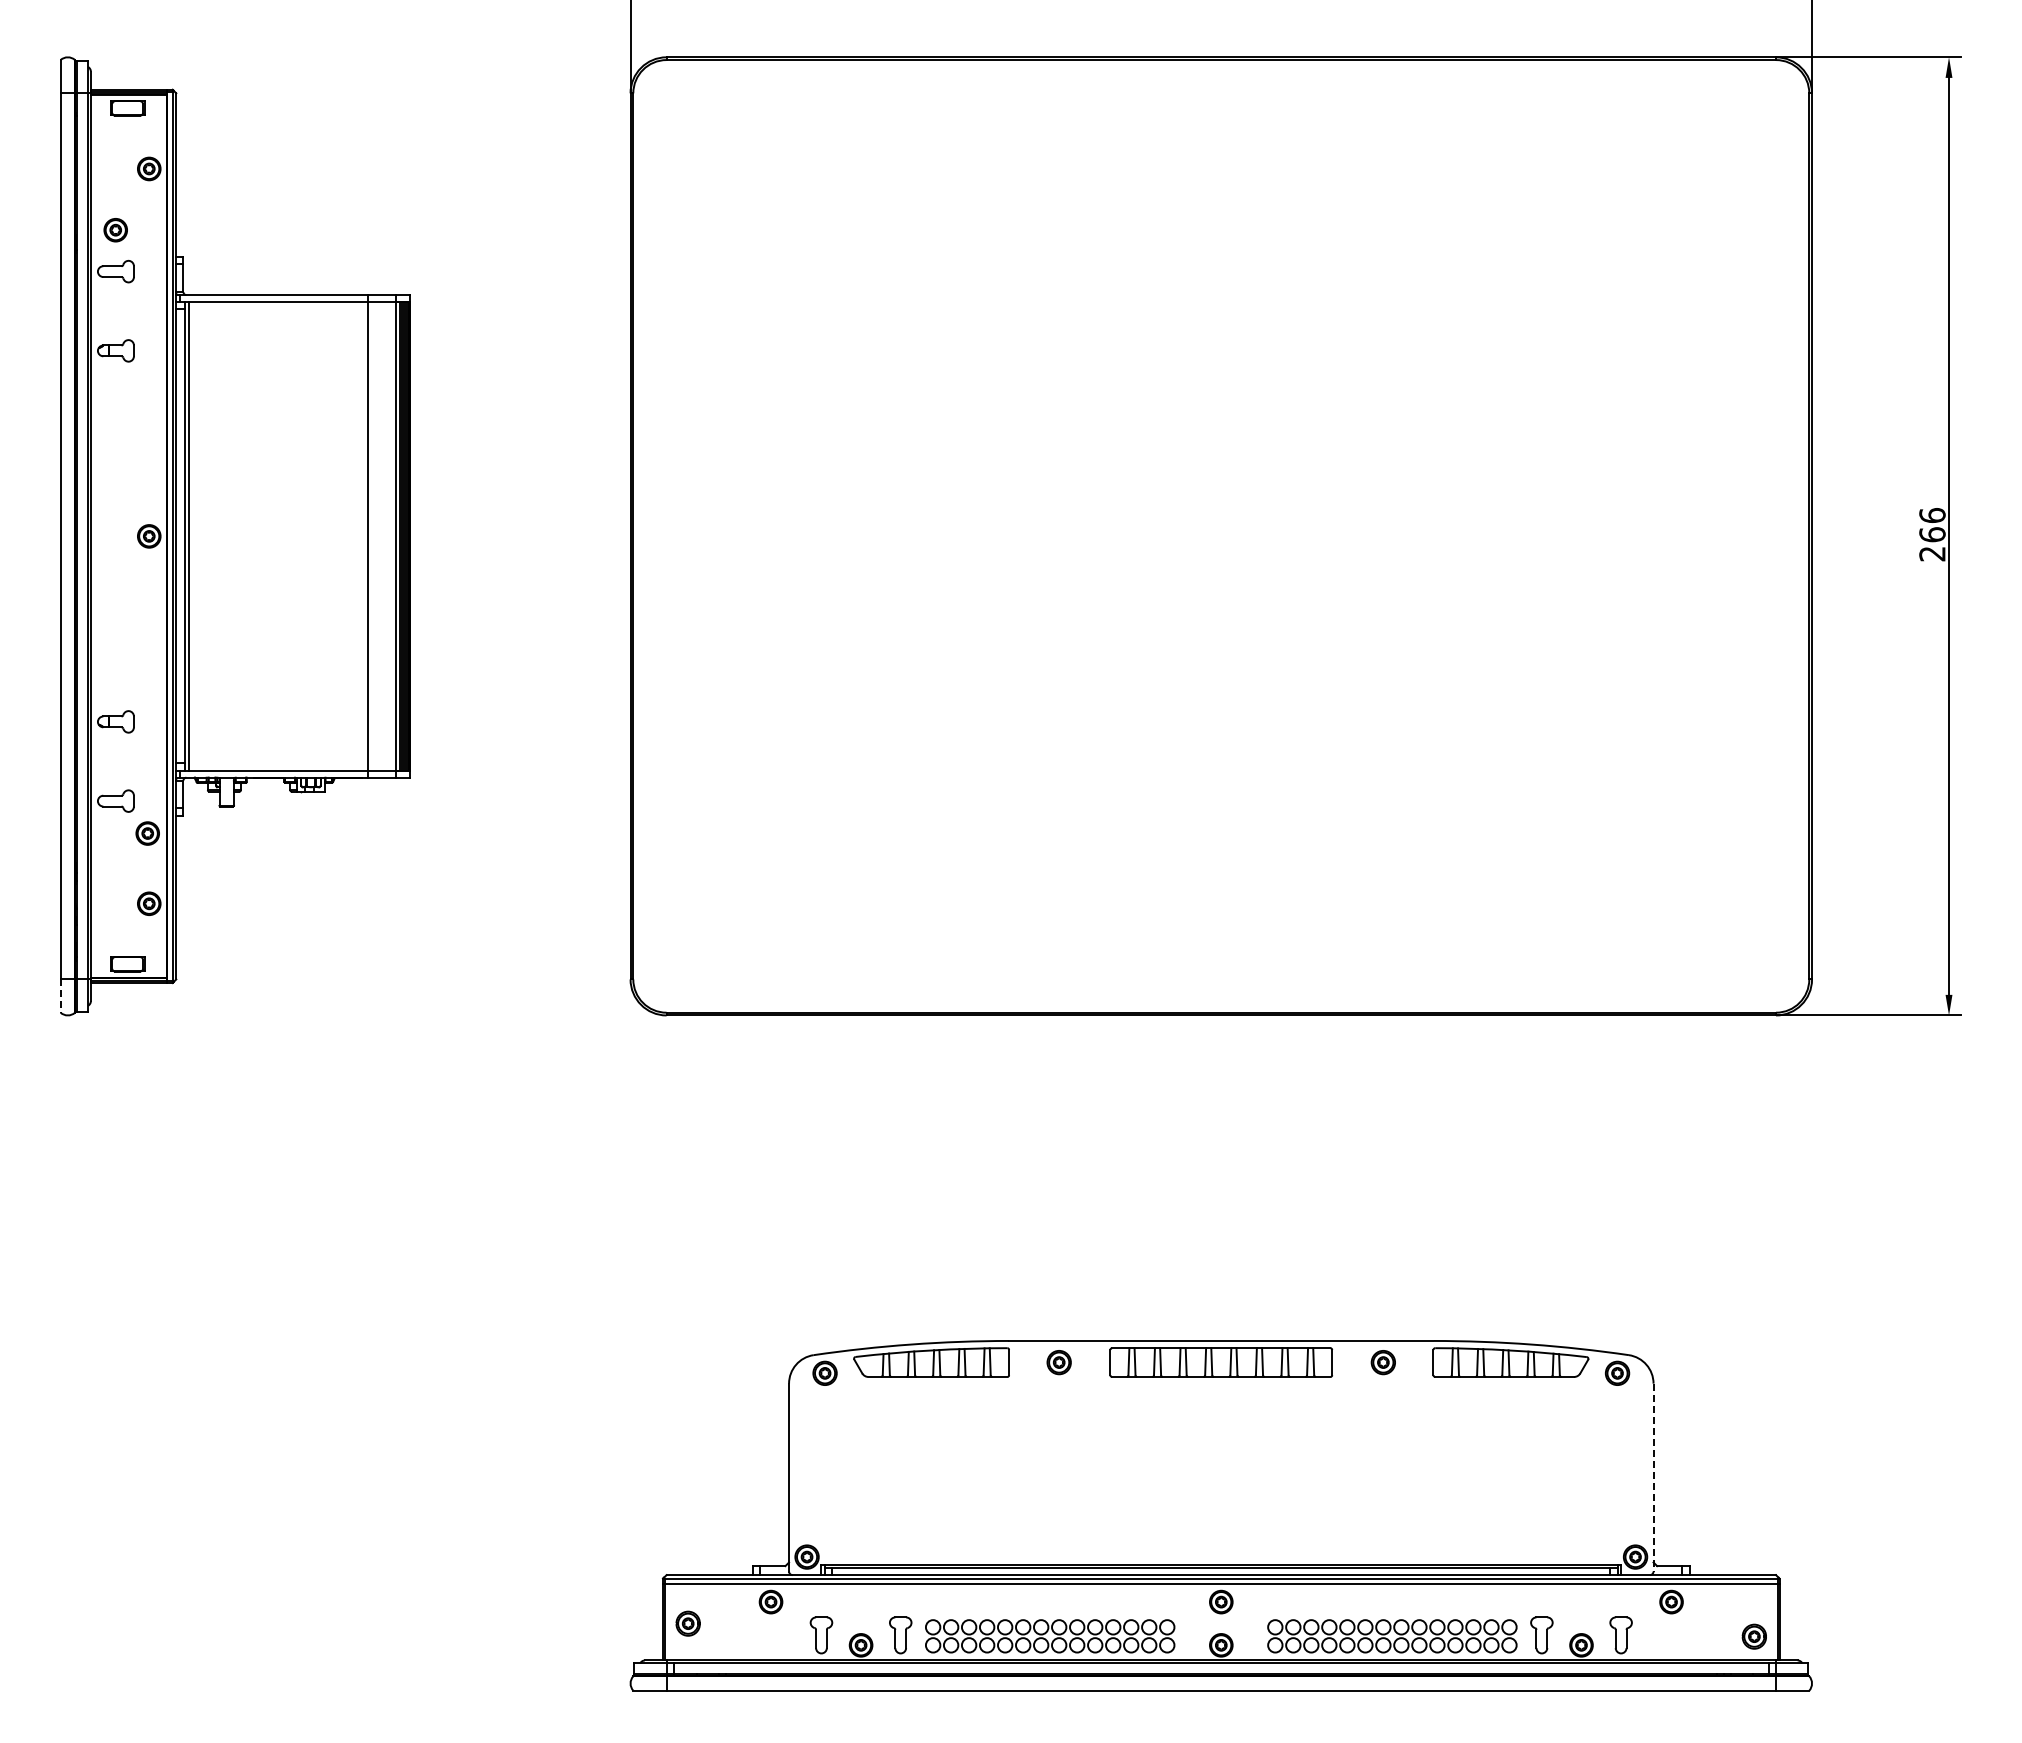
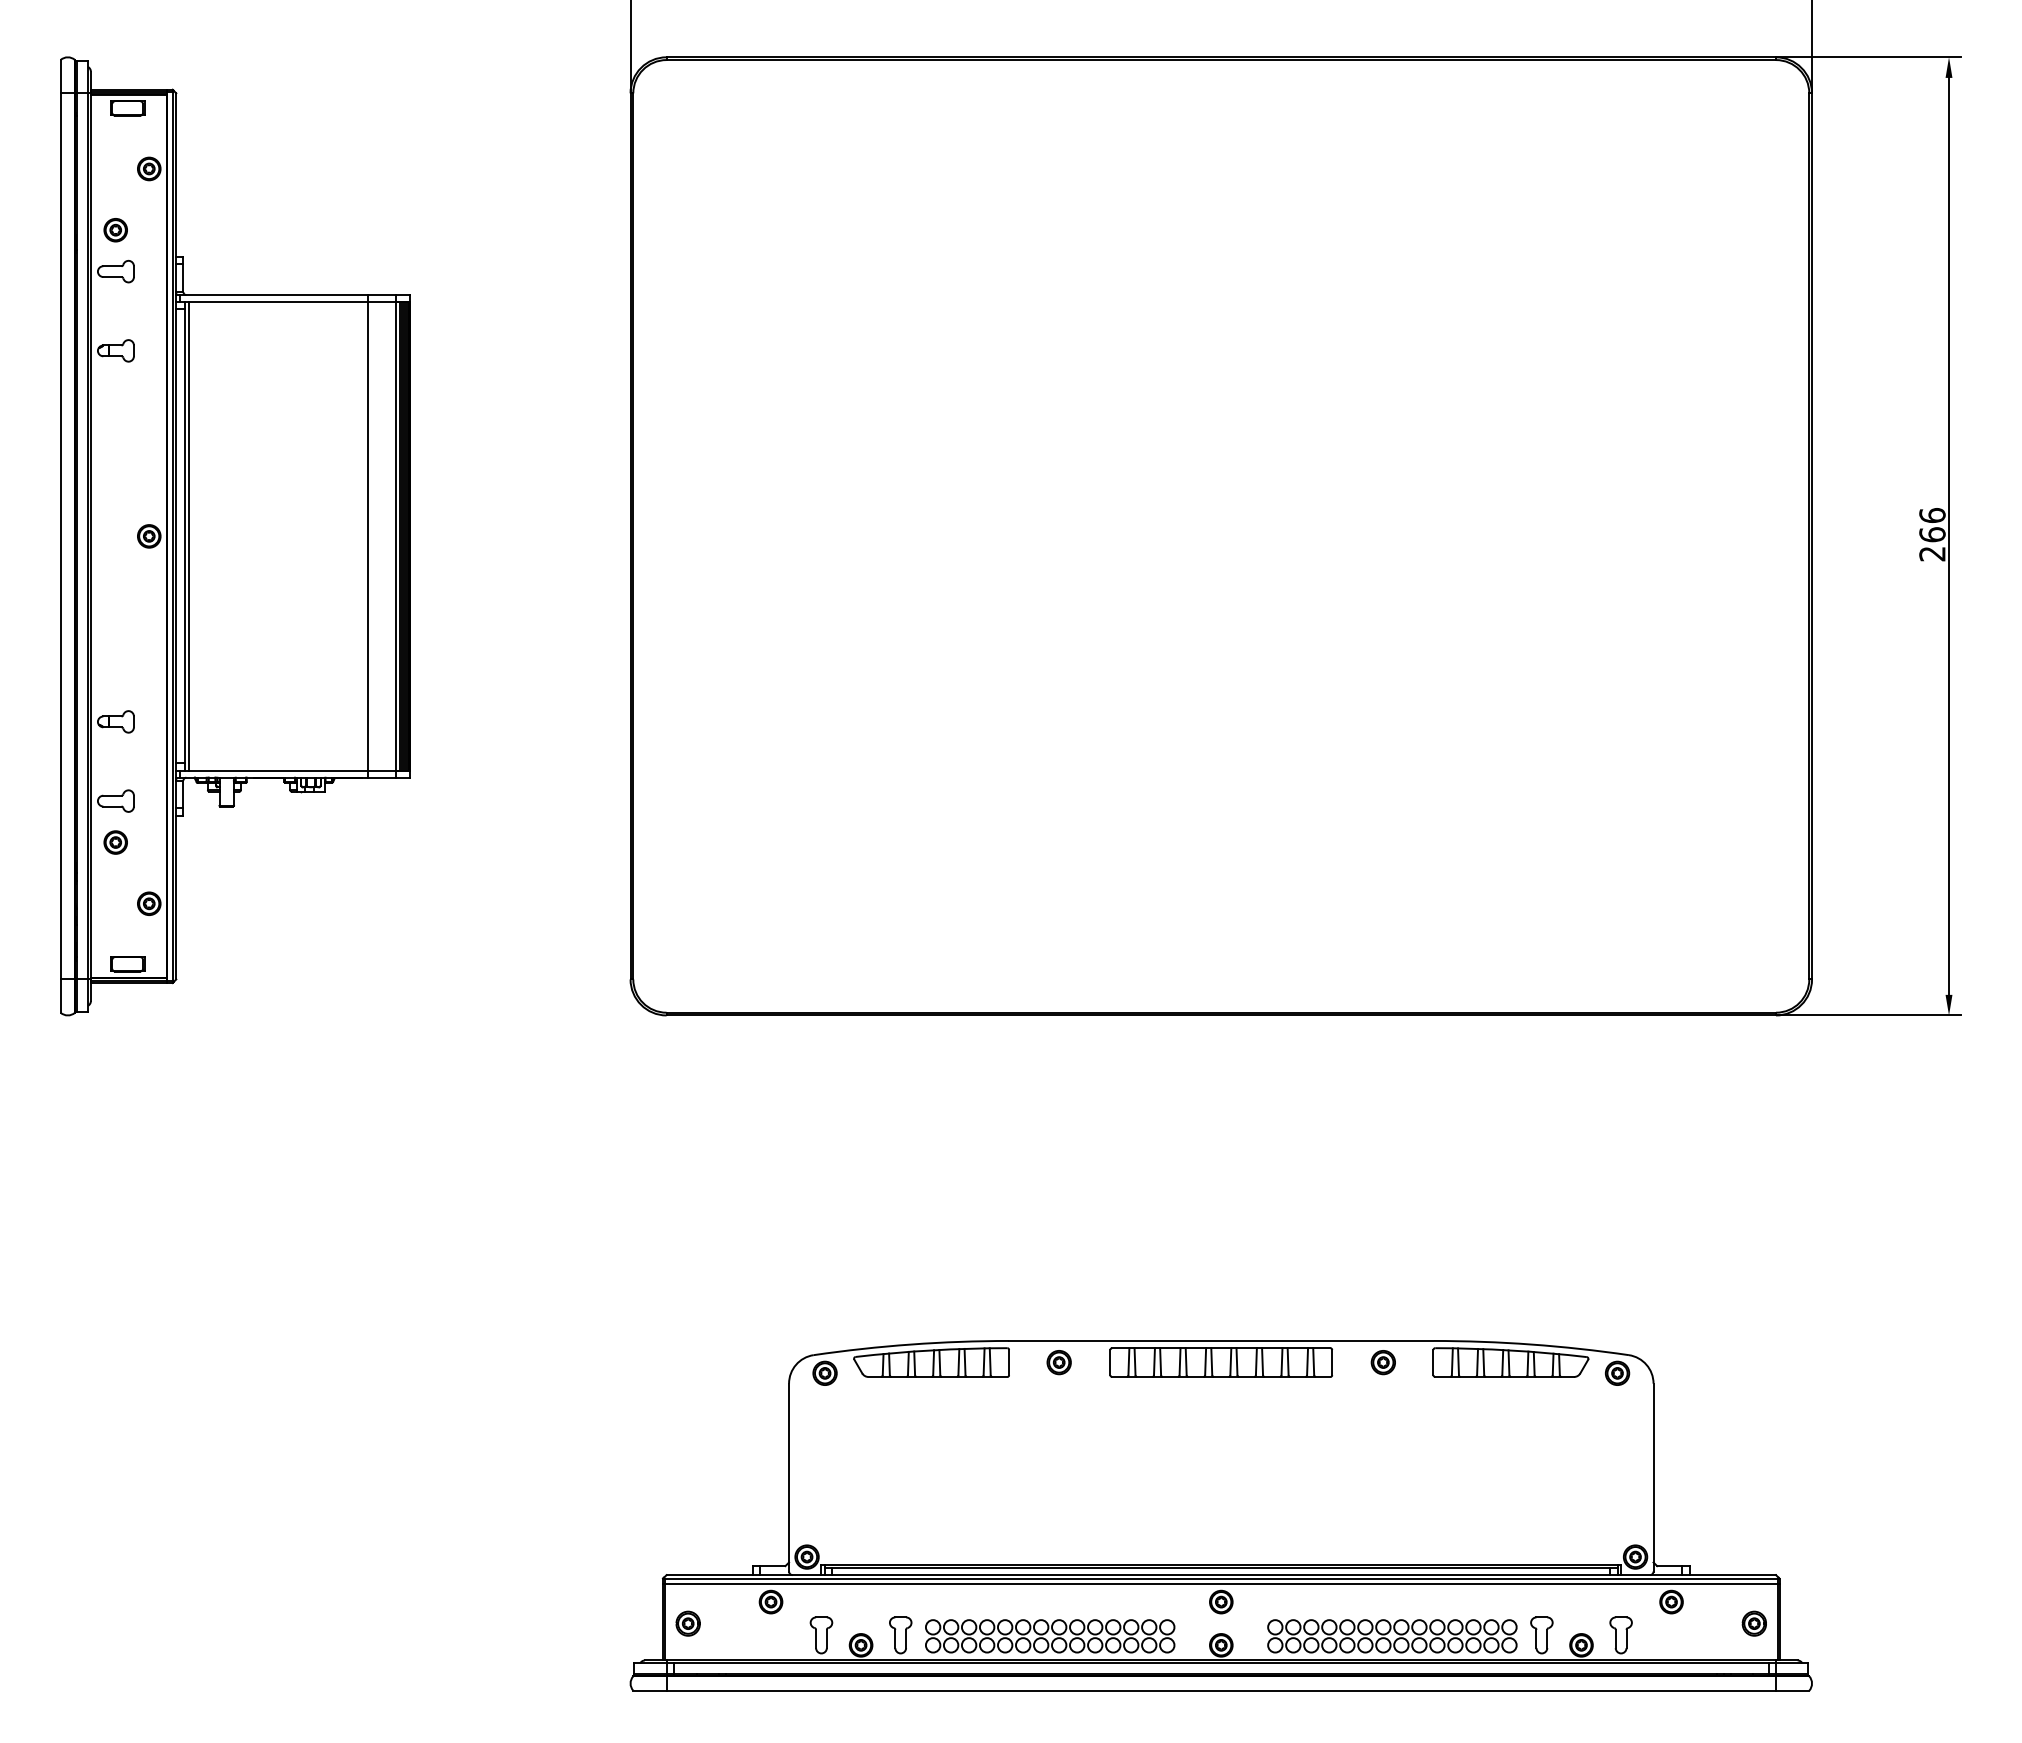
part position: (147, 833) -> (115, 842) (115, 842)
line: dashed -> solid (60, 996)
line: dashed -> solid (1653, 1477)
part position: (1753, 1636) -> (1753, 1623) (1753, 1623)
